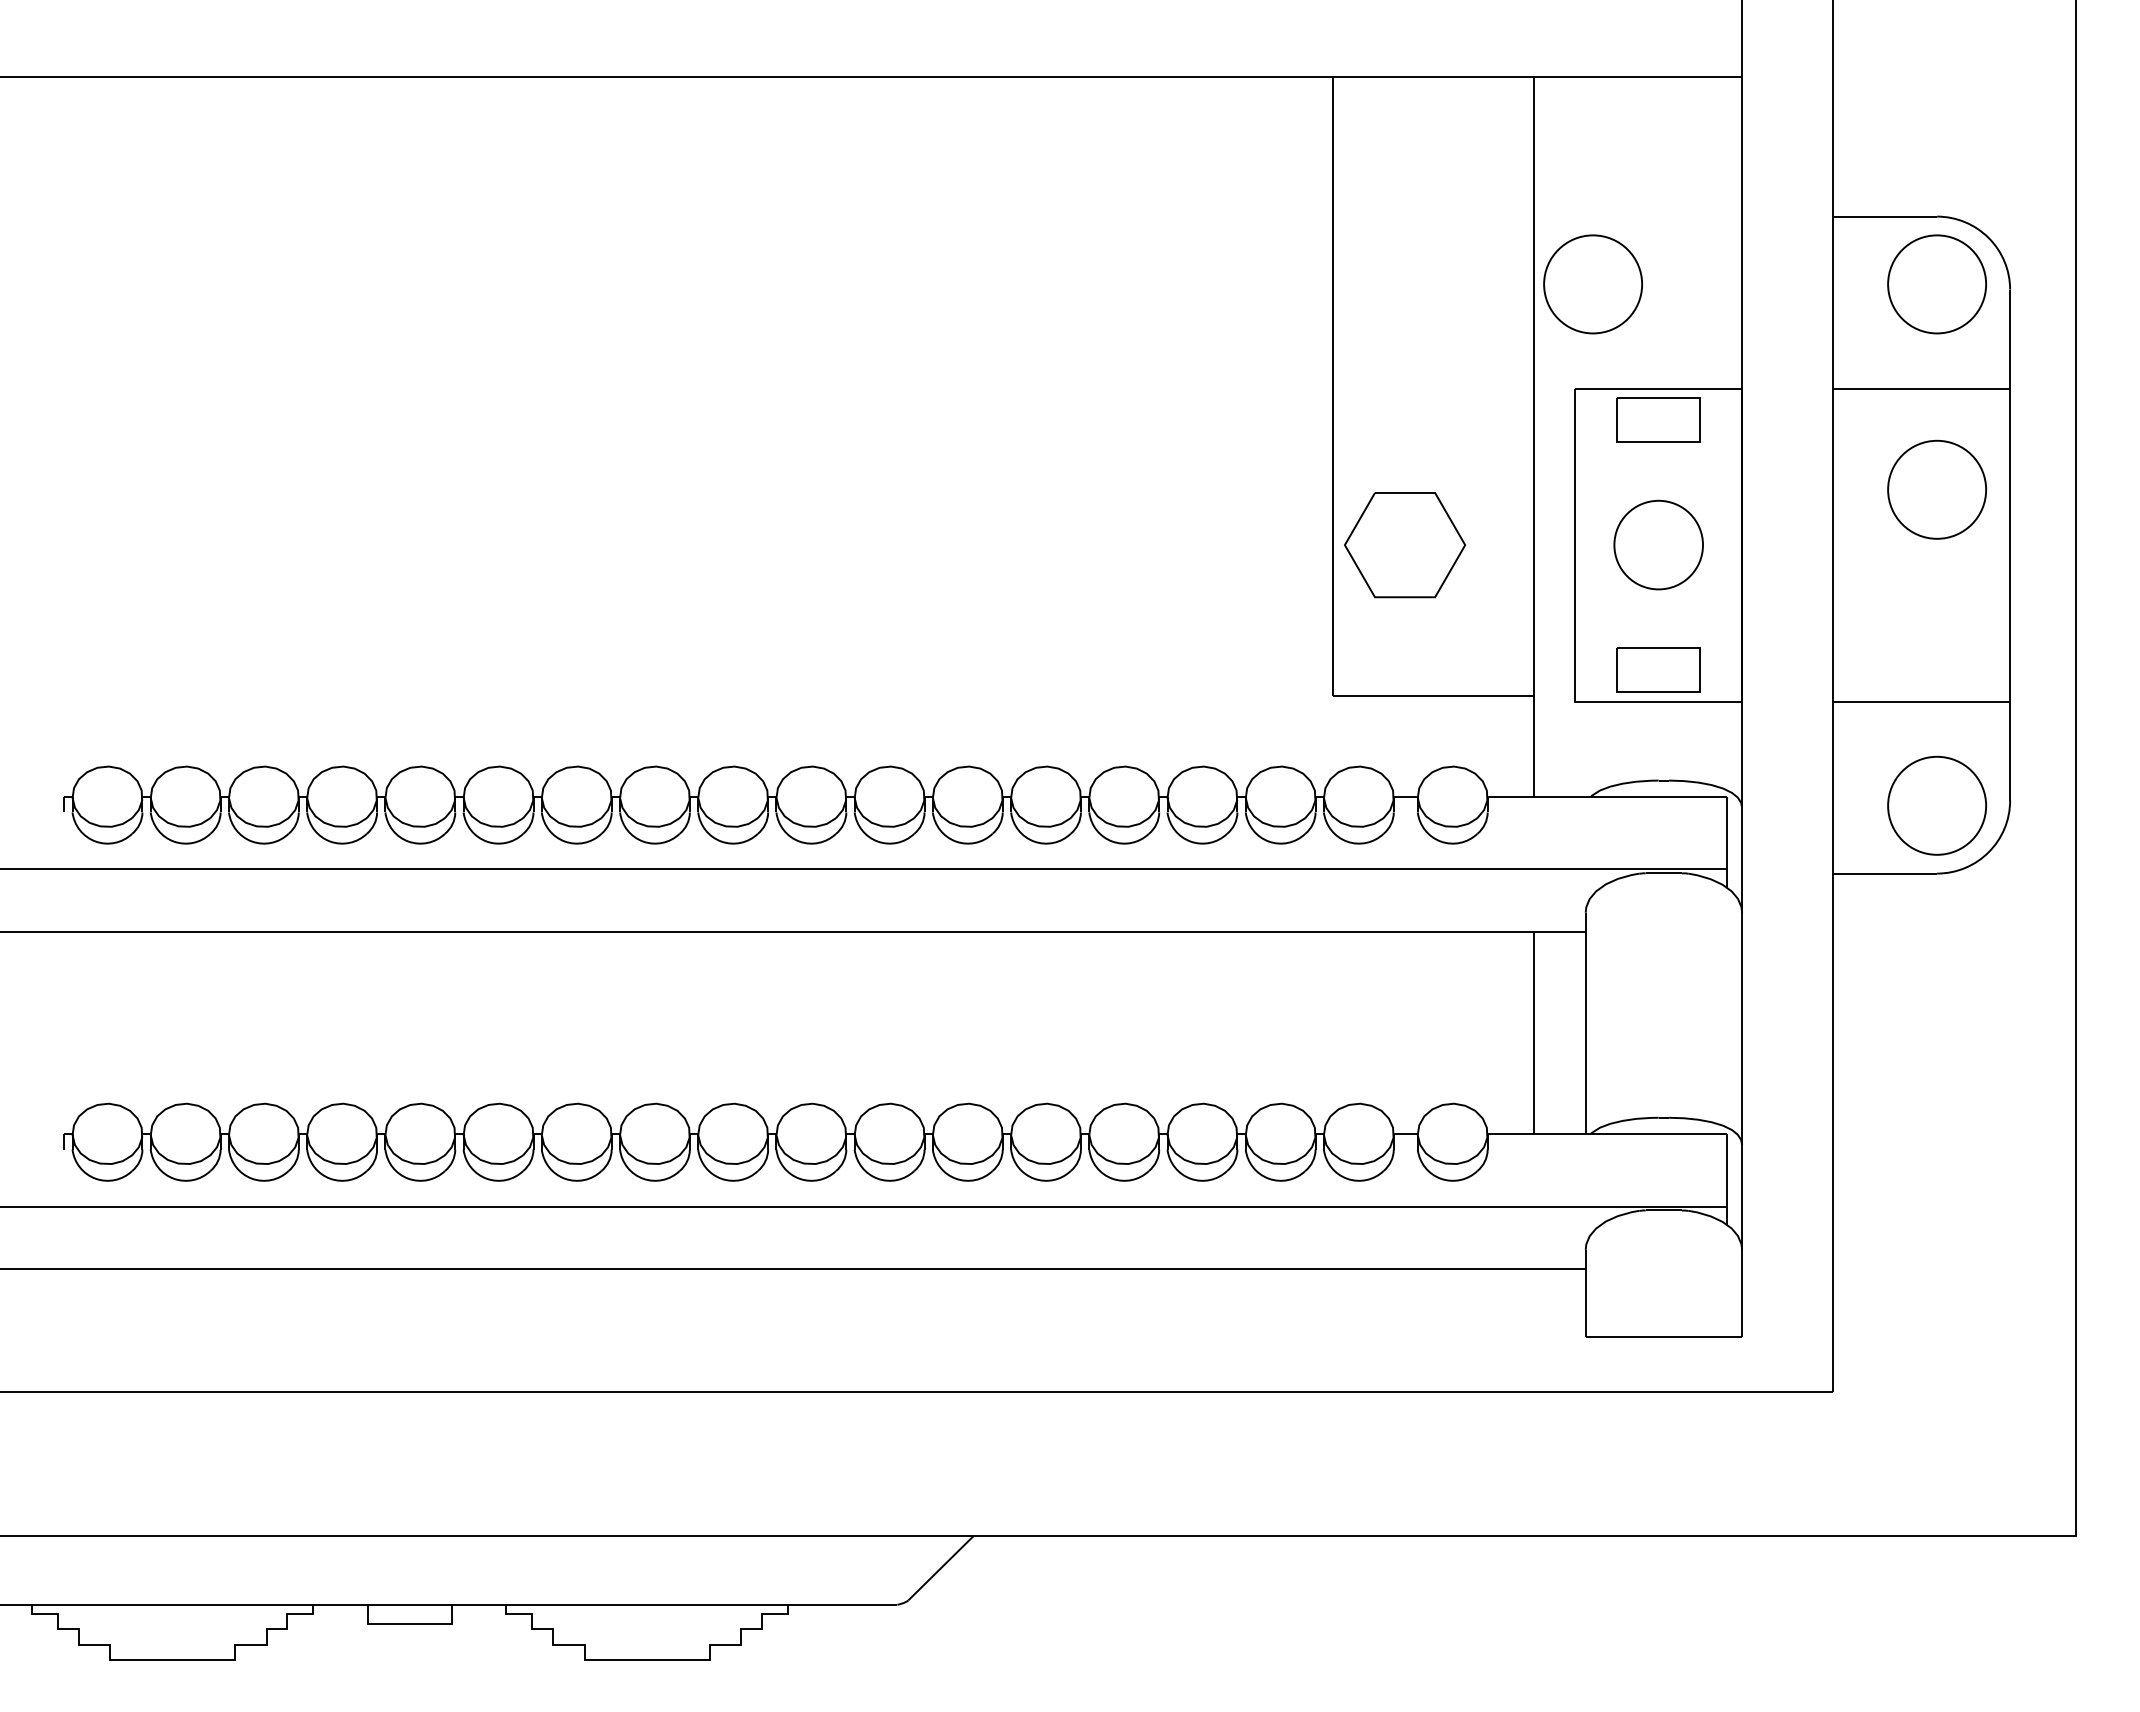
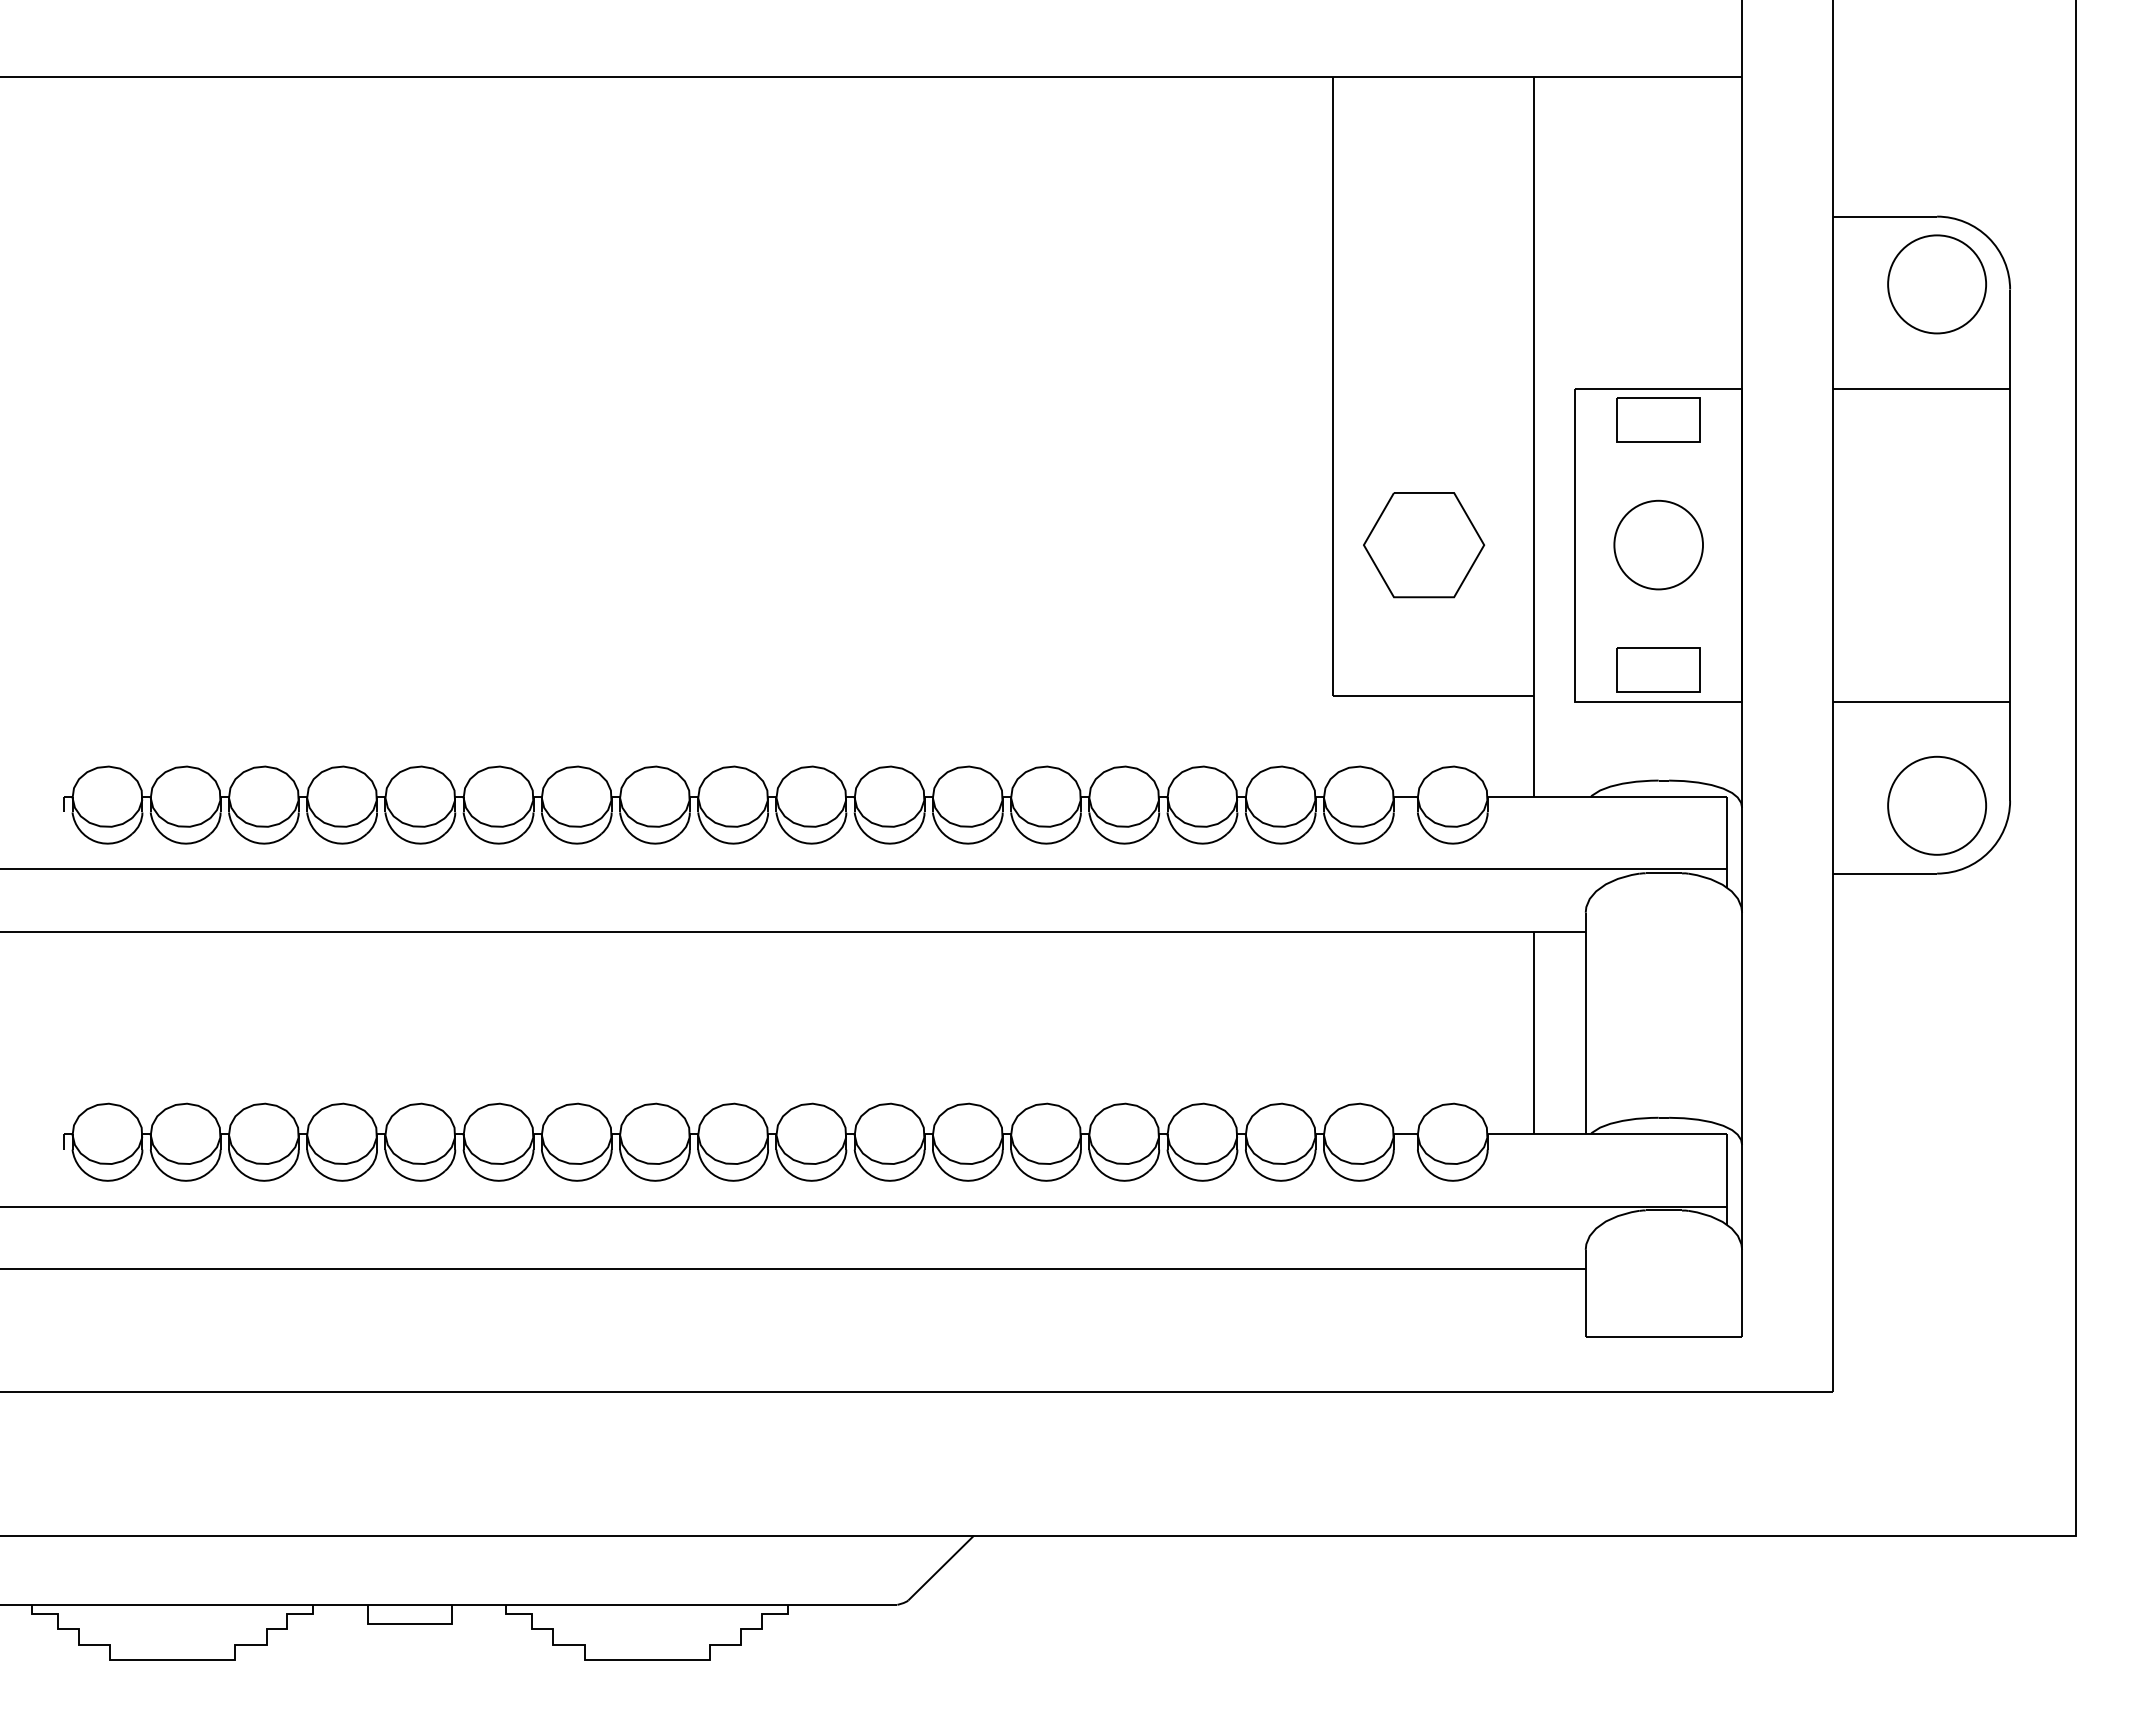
part: present -> none (1592, 284)
part: present -> none (1936, 489)
part position: (1405, 545) -> (1424, 545) (1424, 545)
